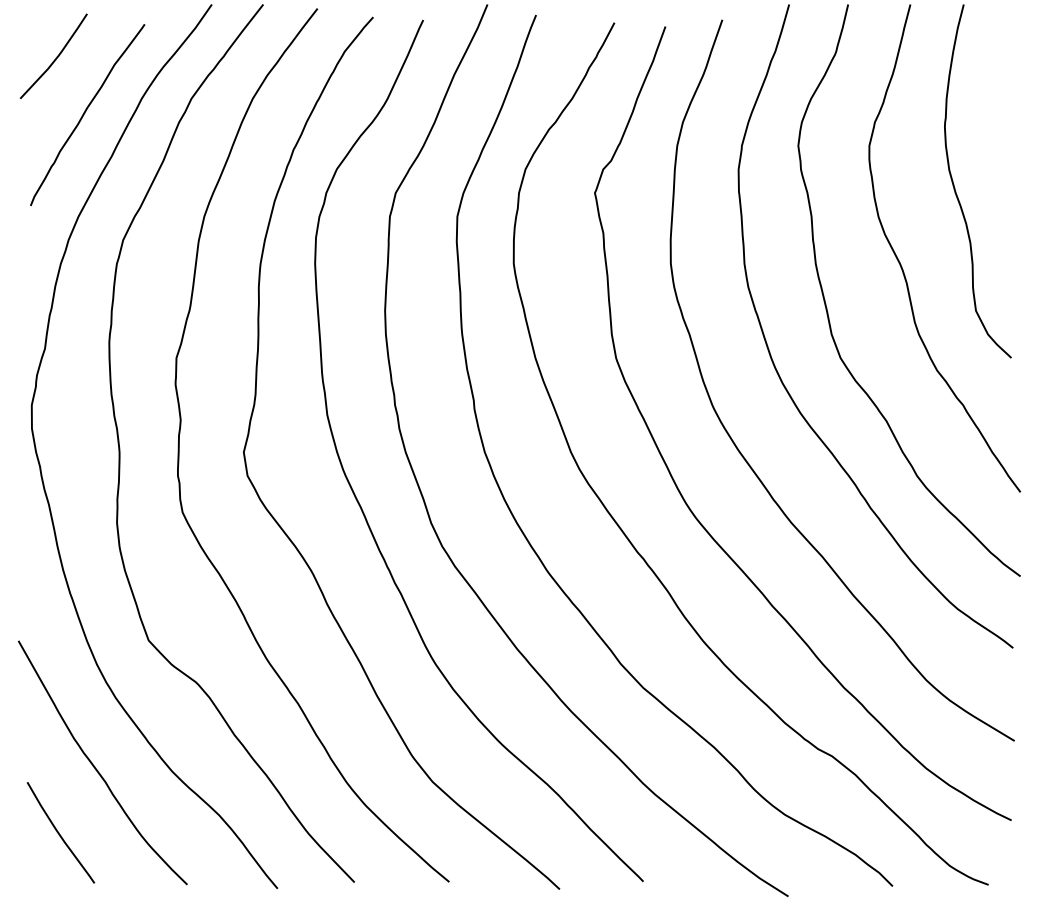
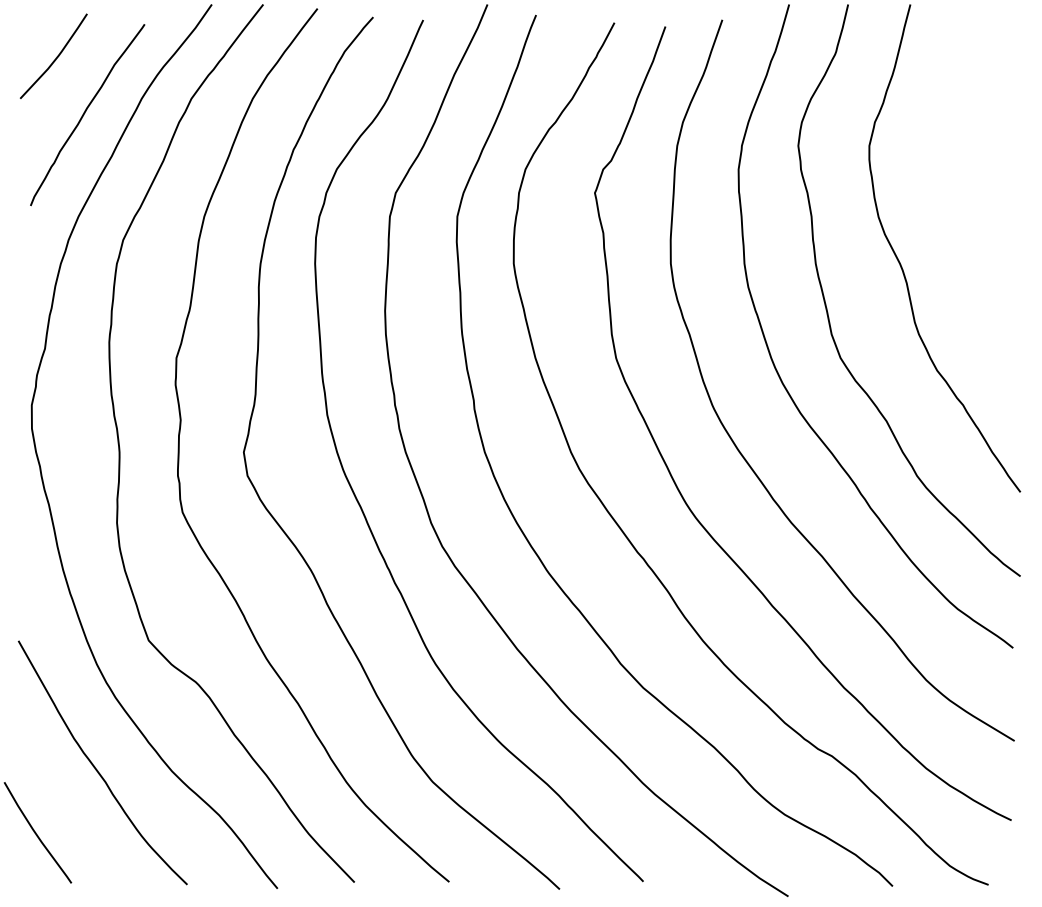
curve: present -> none (955, 187)
curve position: (59, 832) -> (36, 832) (36, 832)
